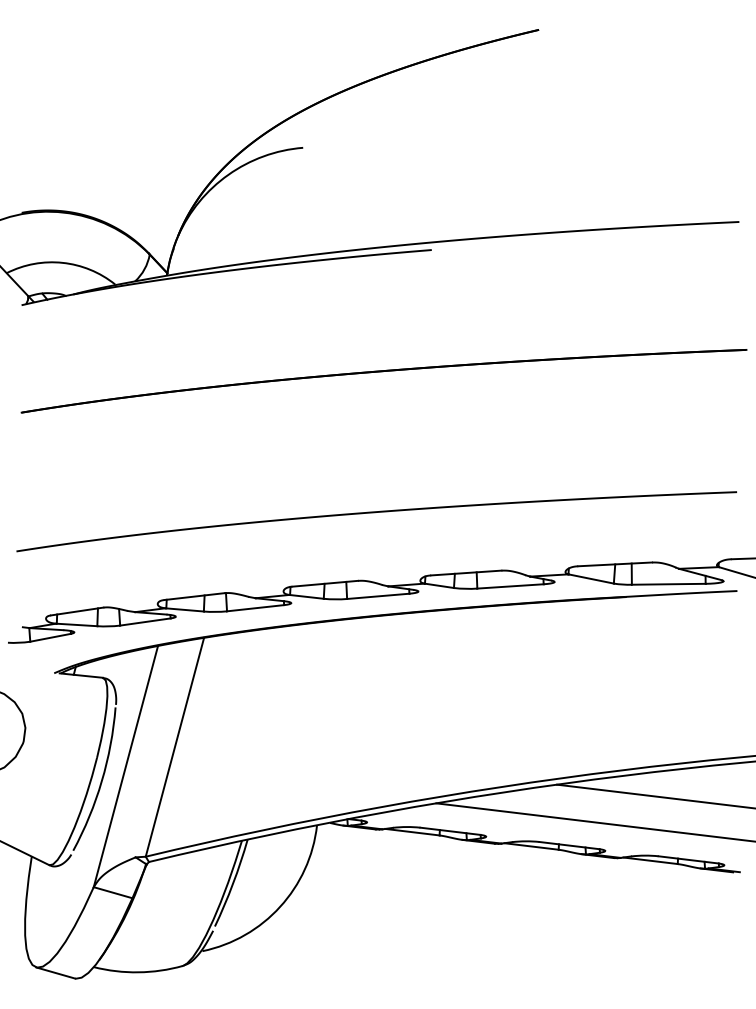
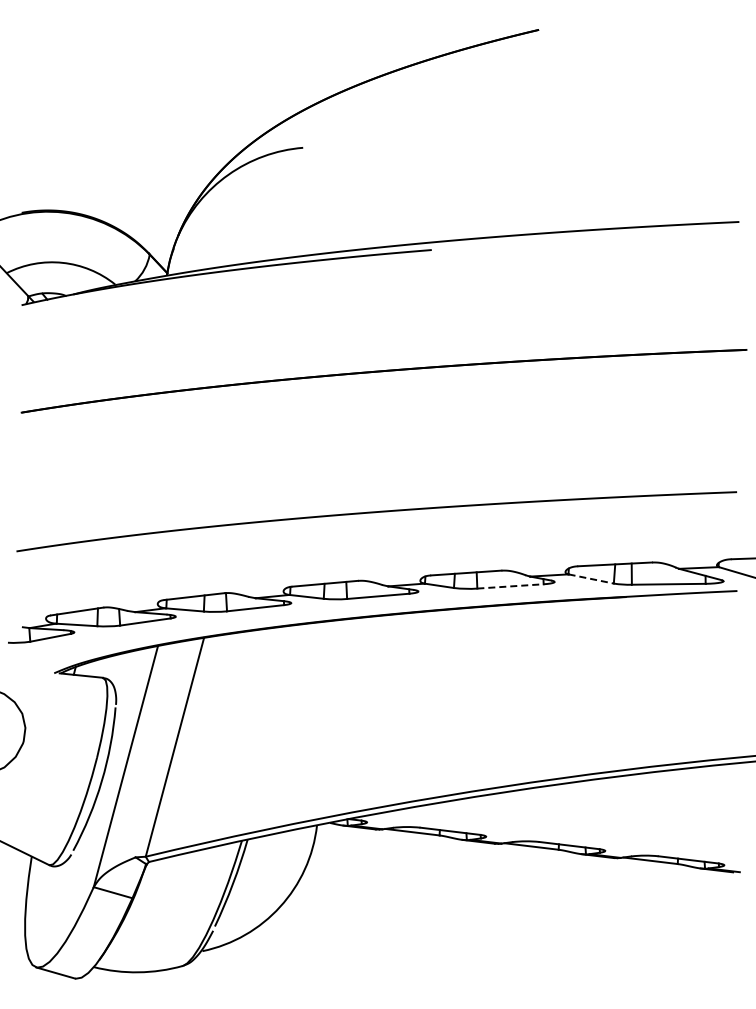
line: solid -> dashed (591, 579)
line: solid -> dashed (511, 586)
line: present -> none (654, 796)
line: present -> none (594, 822)
